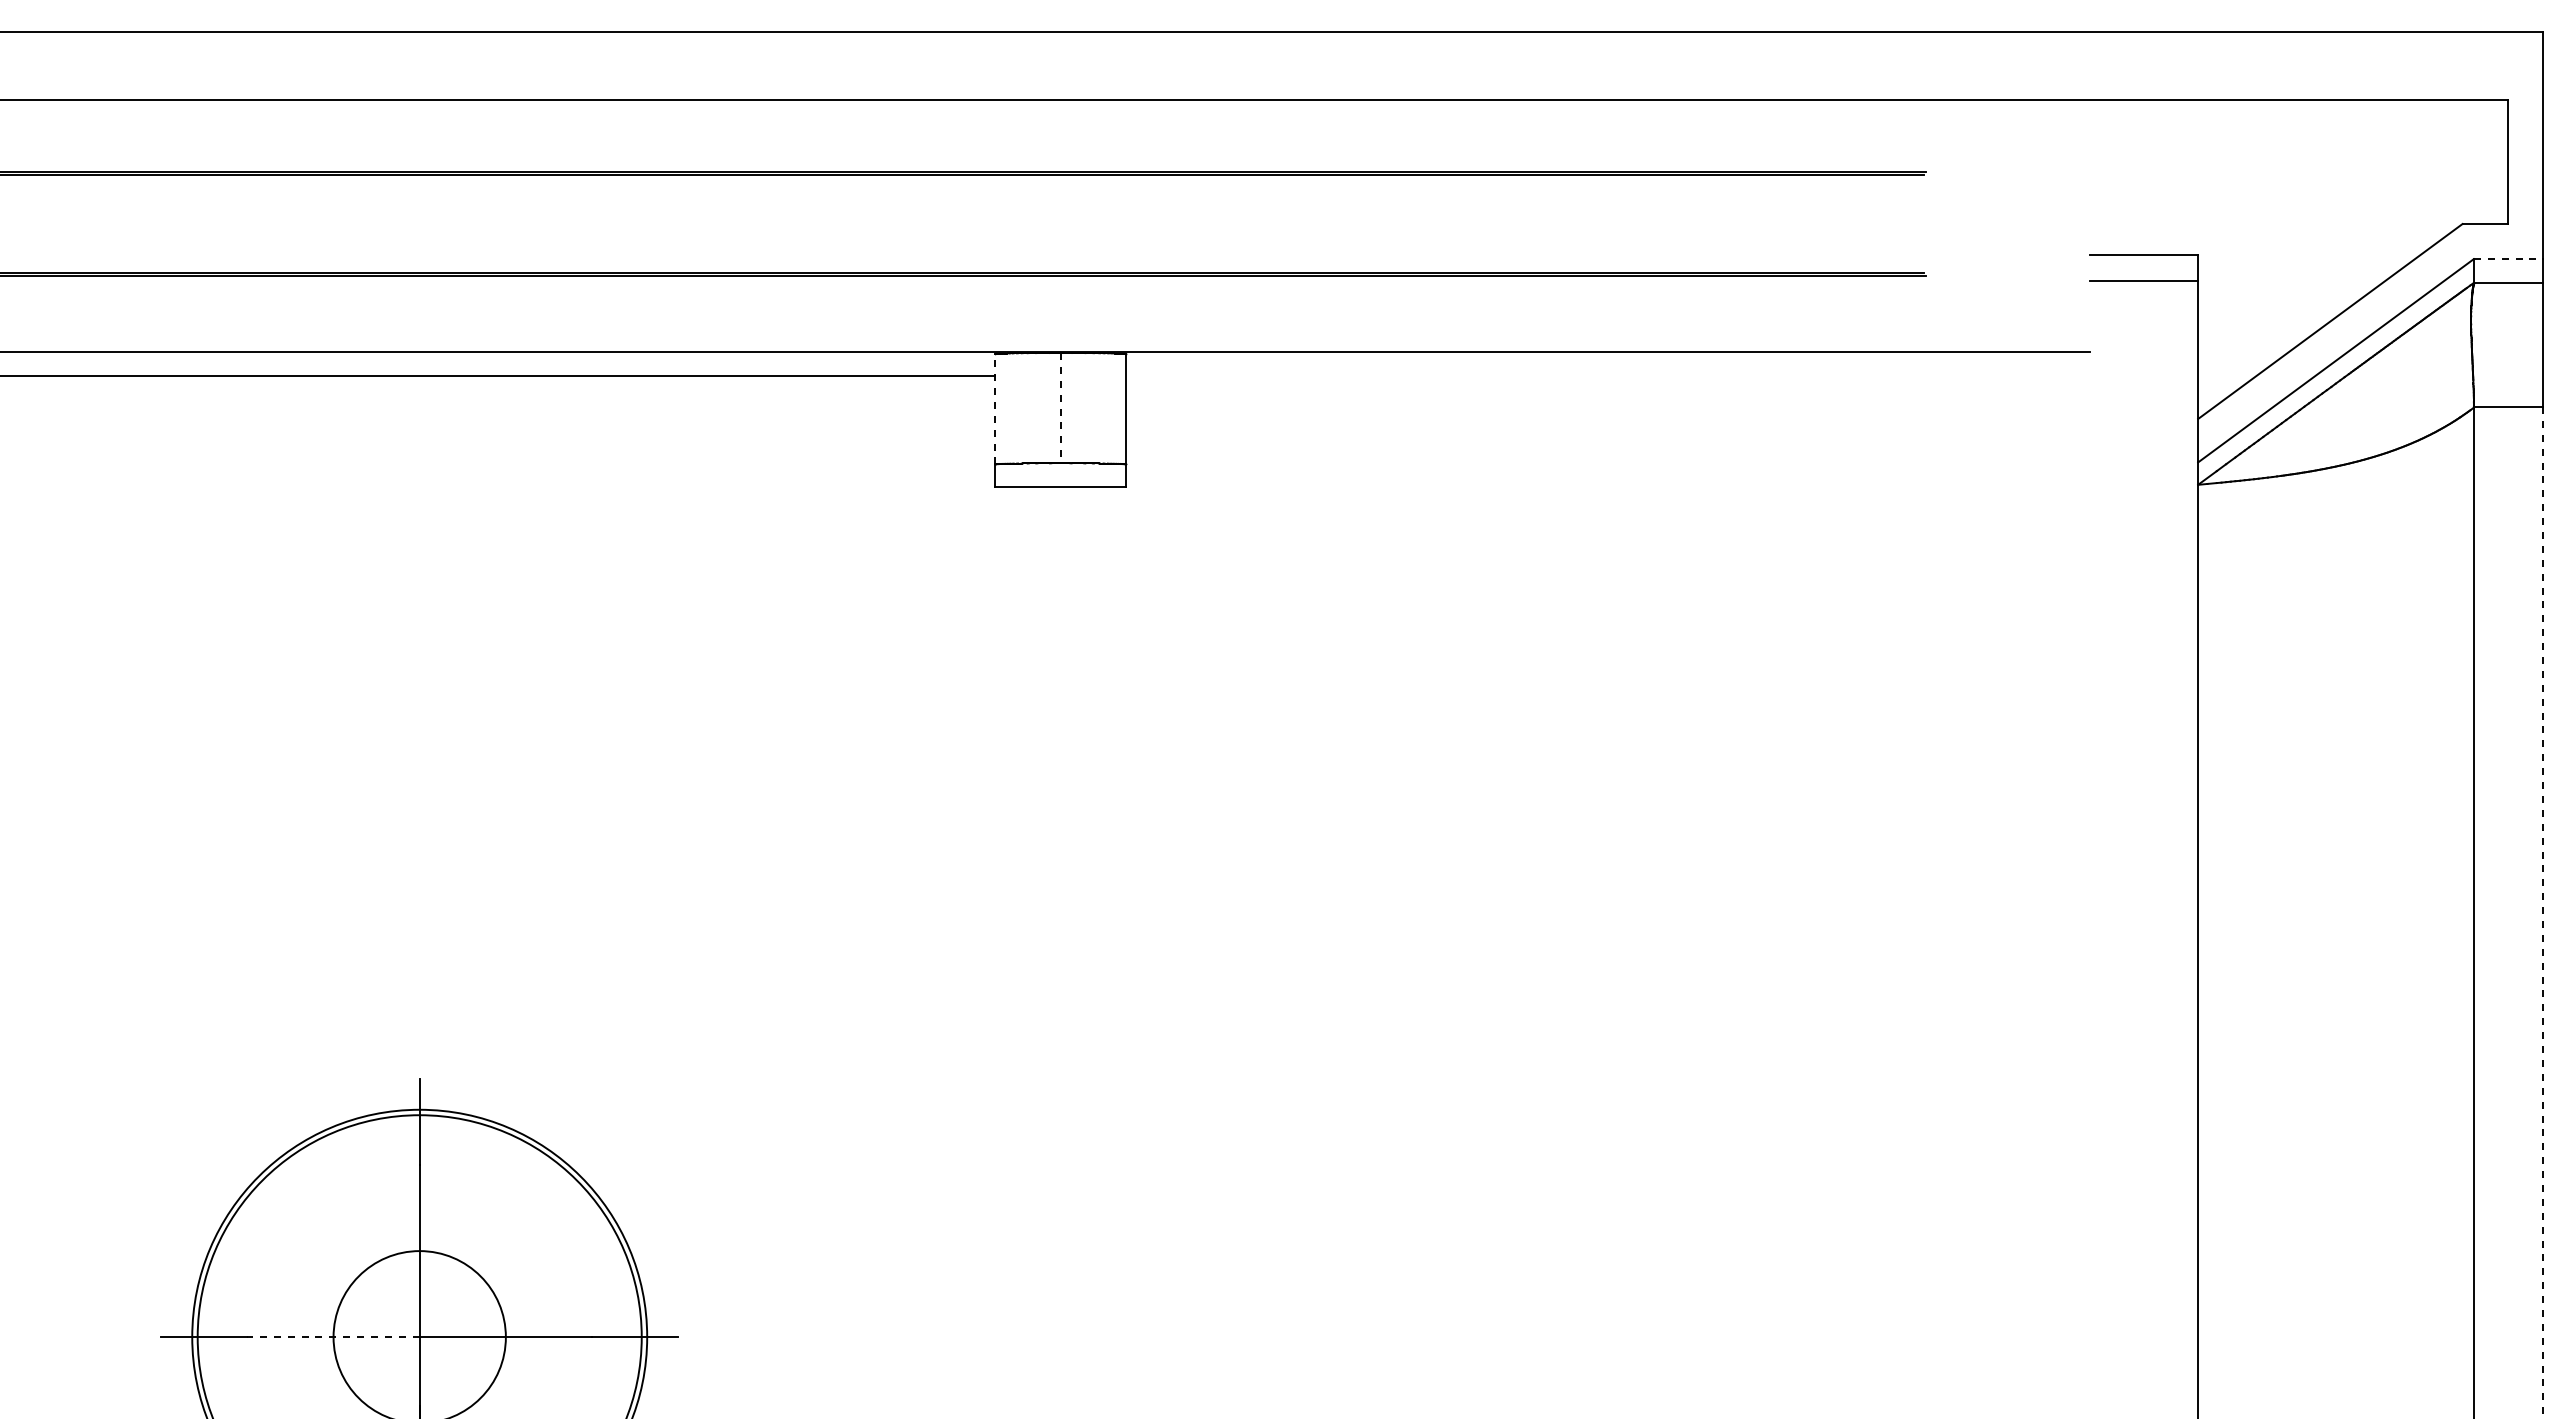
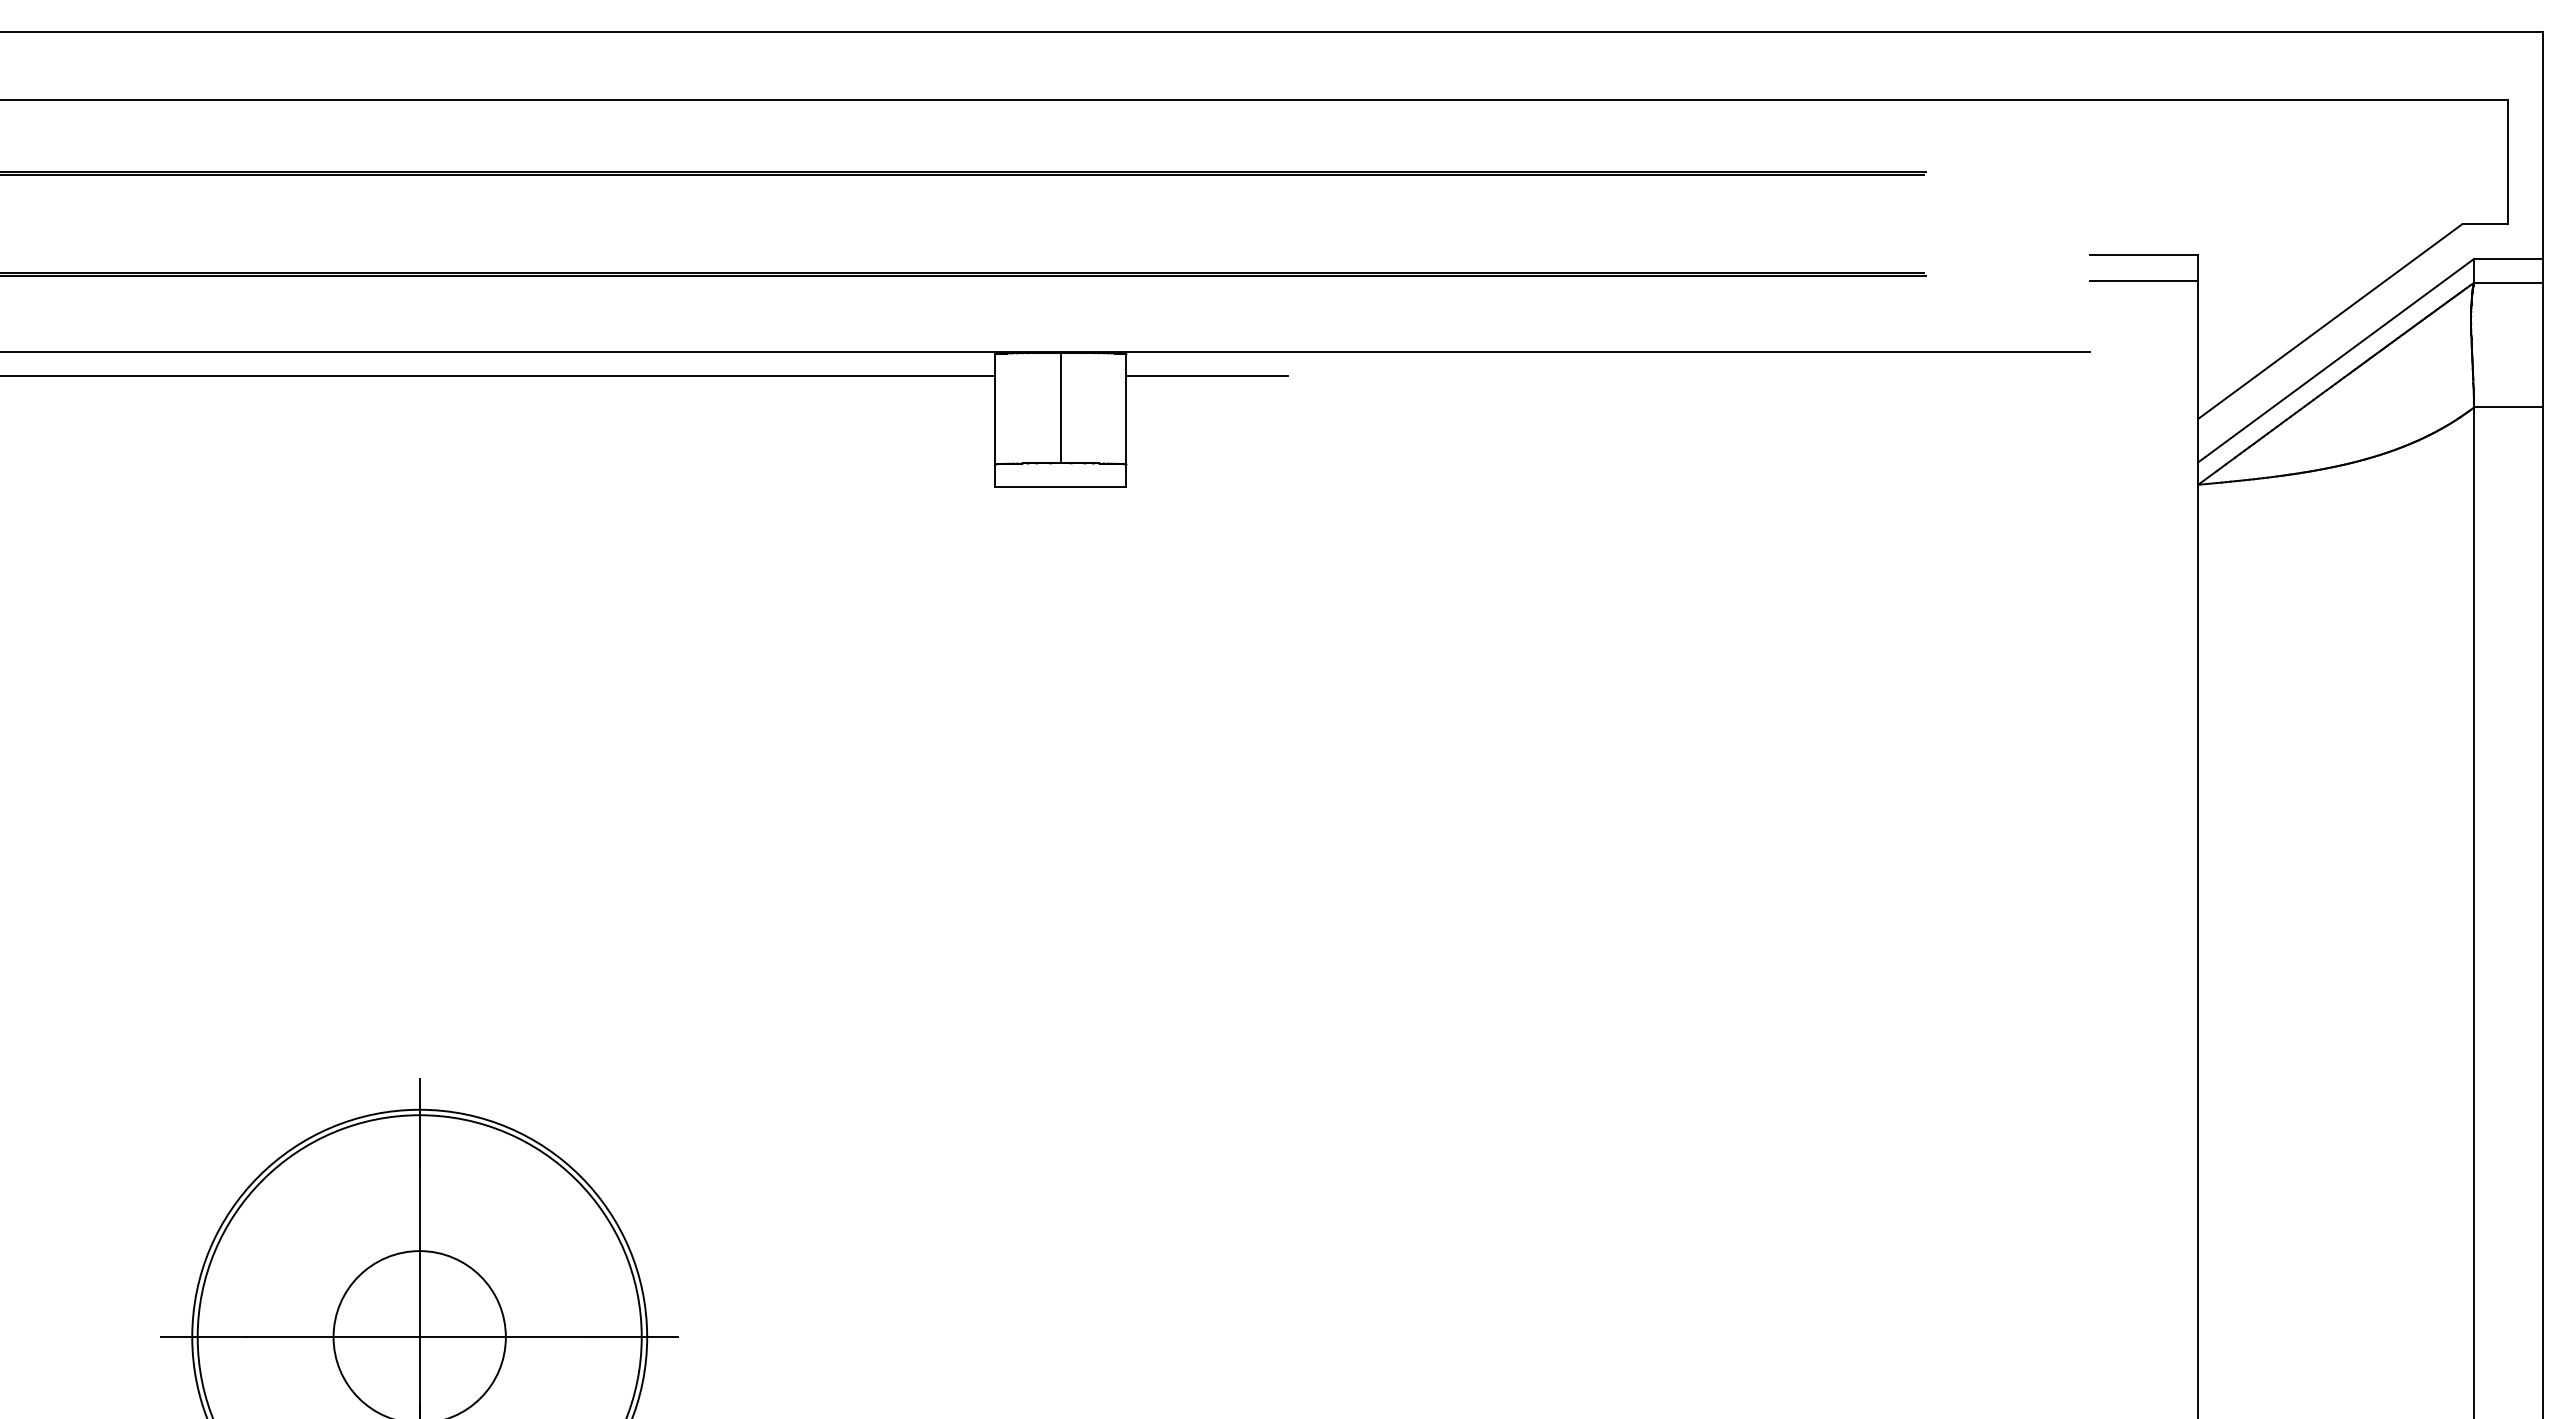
line: dashed -> solid (2508, 259)
line: none -> present (1207, 376)
line: dashed -> solid (995, 408)
line: dashed -> solid (1060, 408)
line: dashed -> solid (2542, 913)
line: dashed -> solid (333, 1337)
